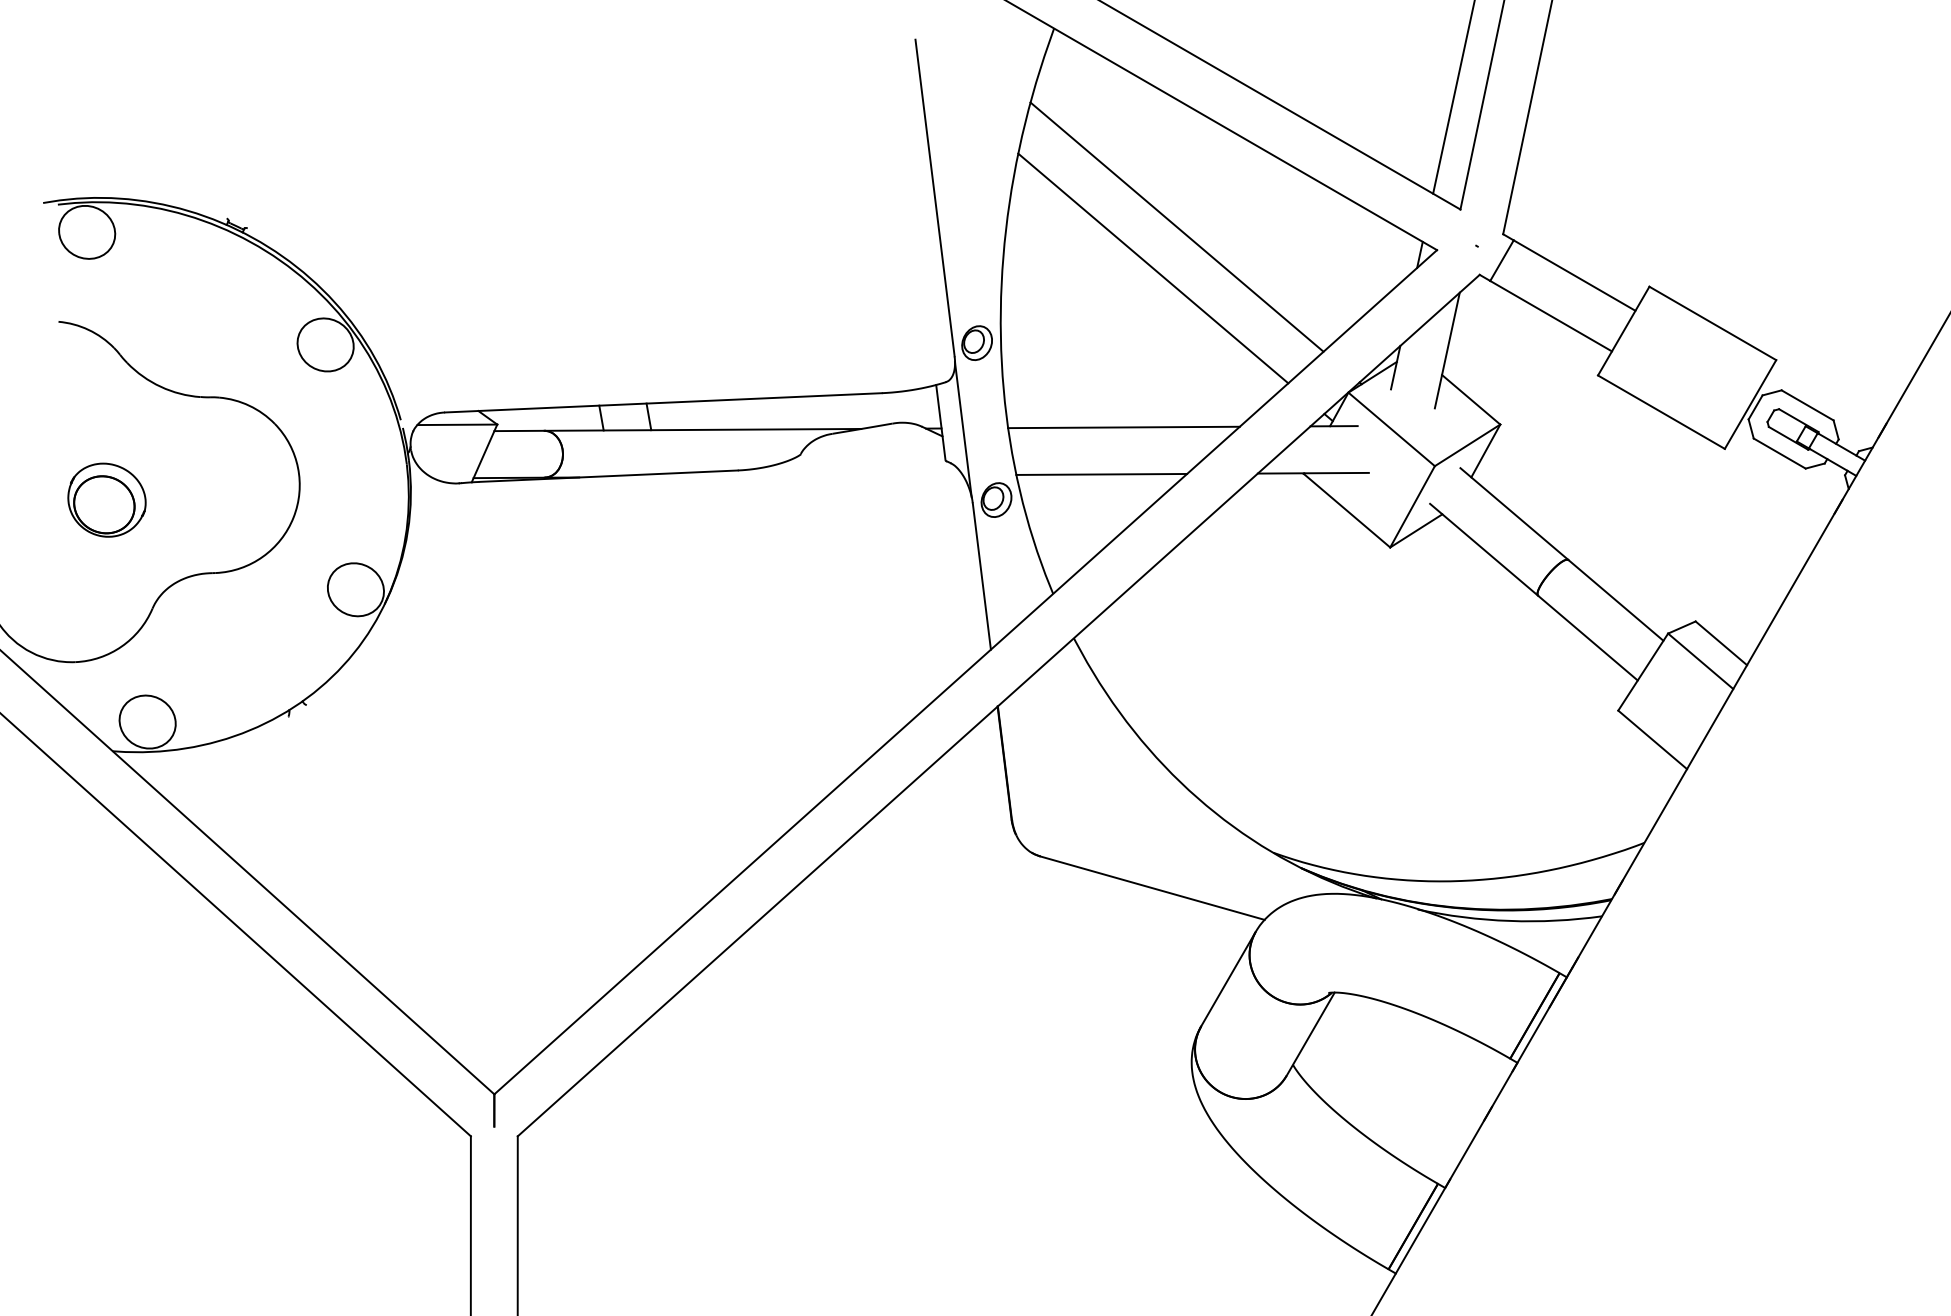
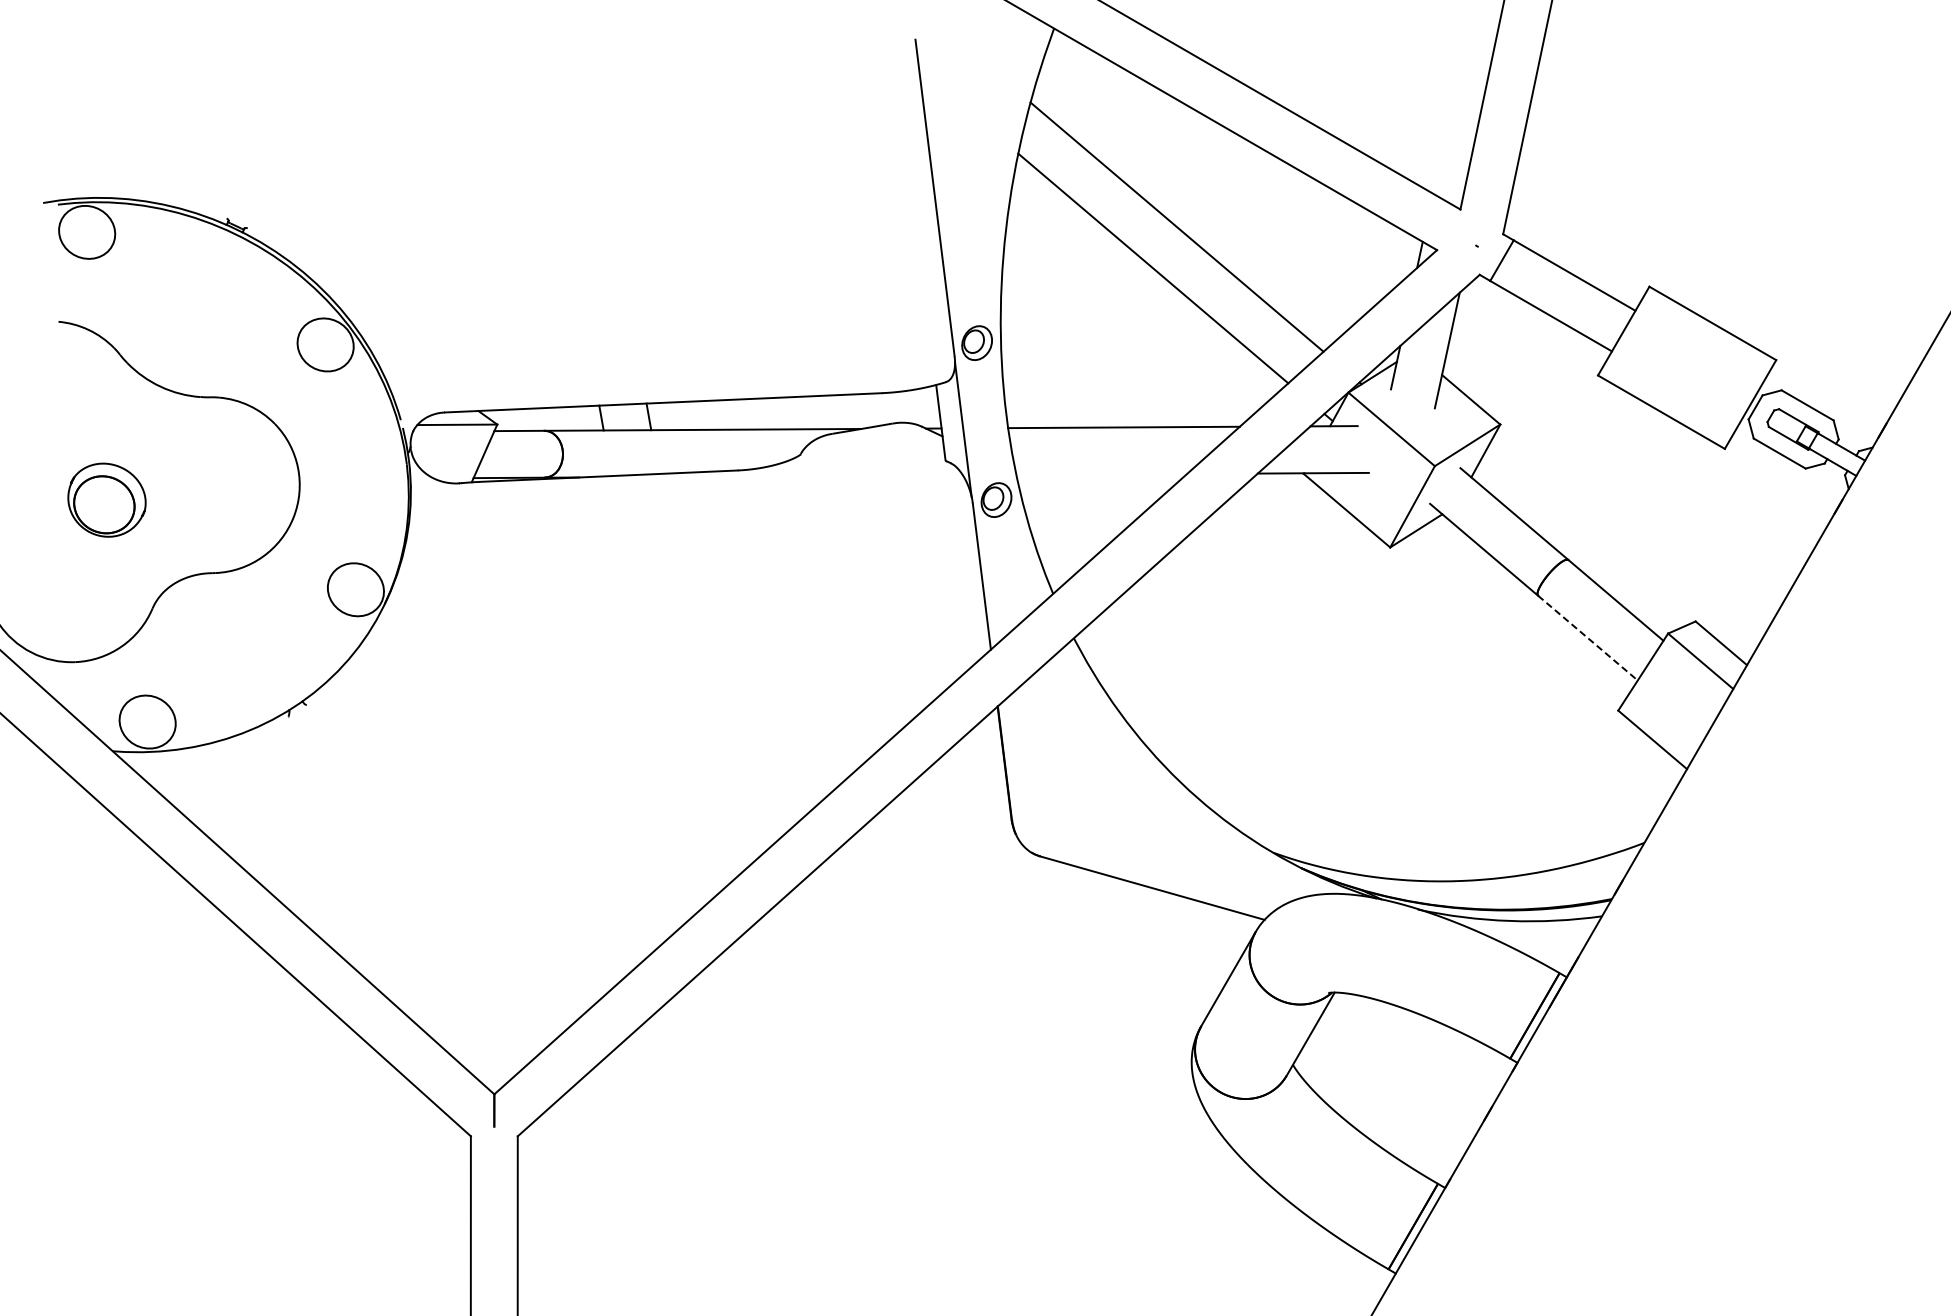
line: present -> none (1453, 97)
line: present -> none (1101, 473)
line: solid -> dashed (1588, 638)
